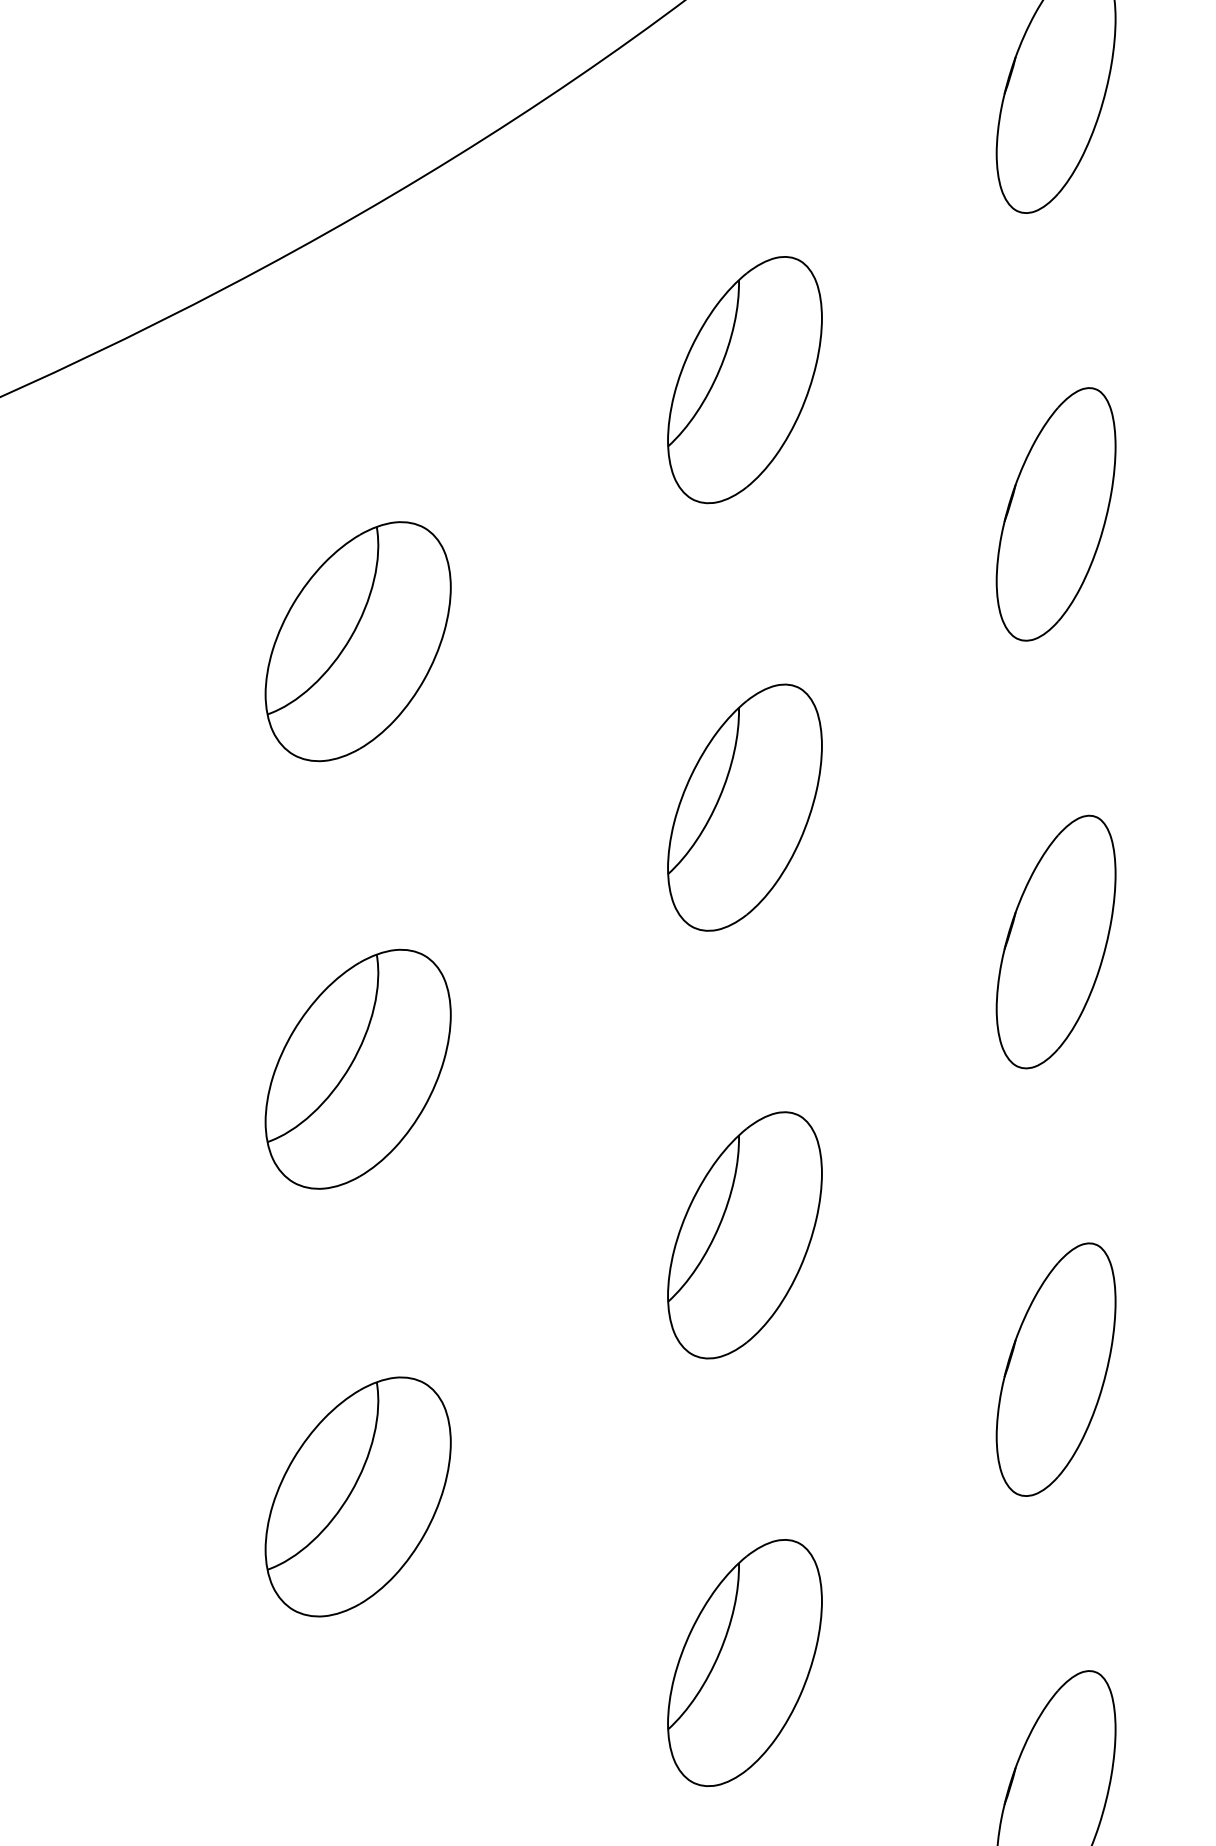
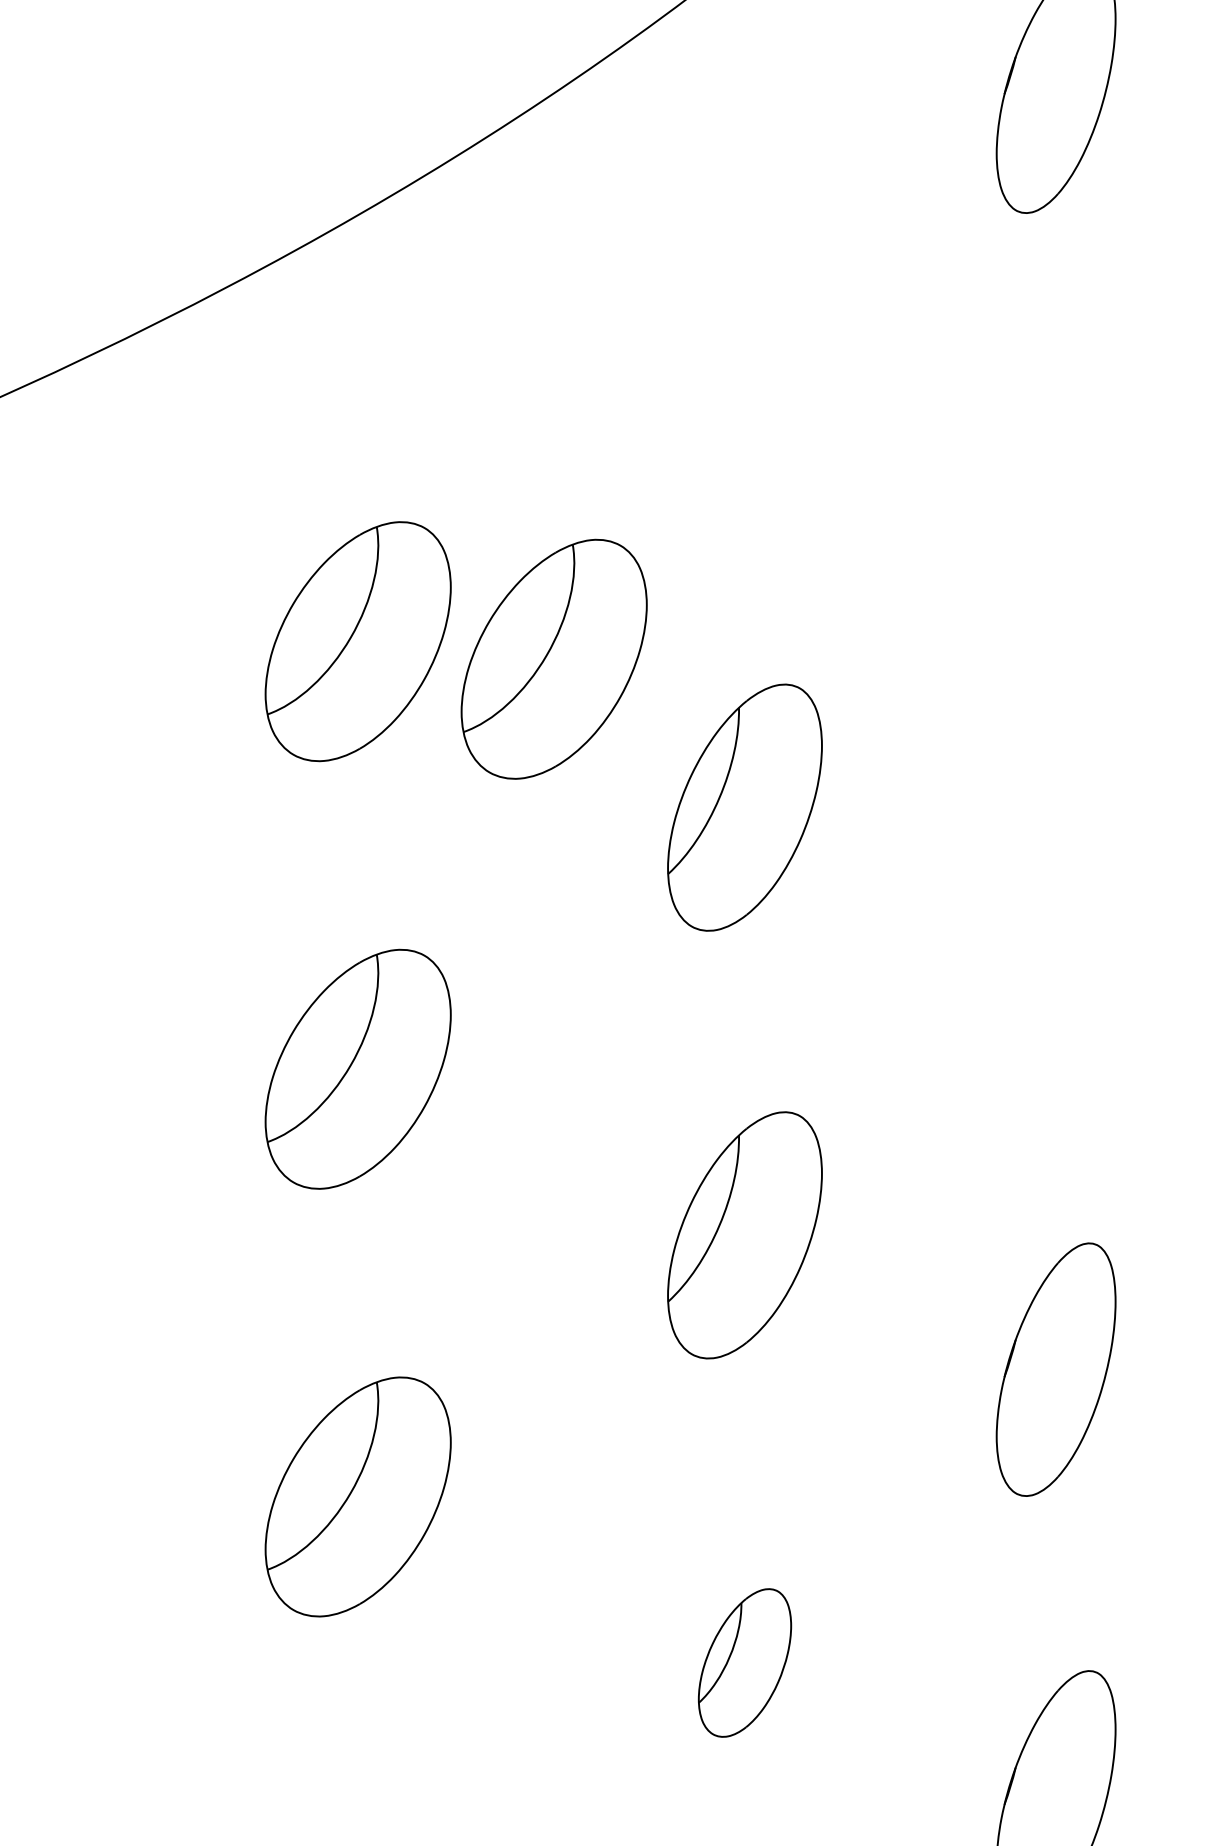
part: present -> none (744, 380)
part: present -> none (1055, 514)
part: none -> present (553, 658)
part: present -> none (1055, 941)
part size: 156x248 px -> 96x150 px (744, 1662)
